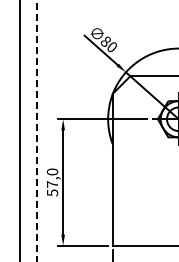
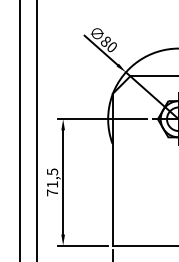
line: dashed -> solid (36, 131)
text: 57,0 -> 71,5 (52, 182)
